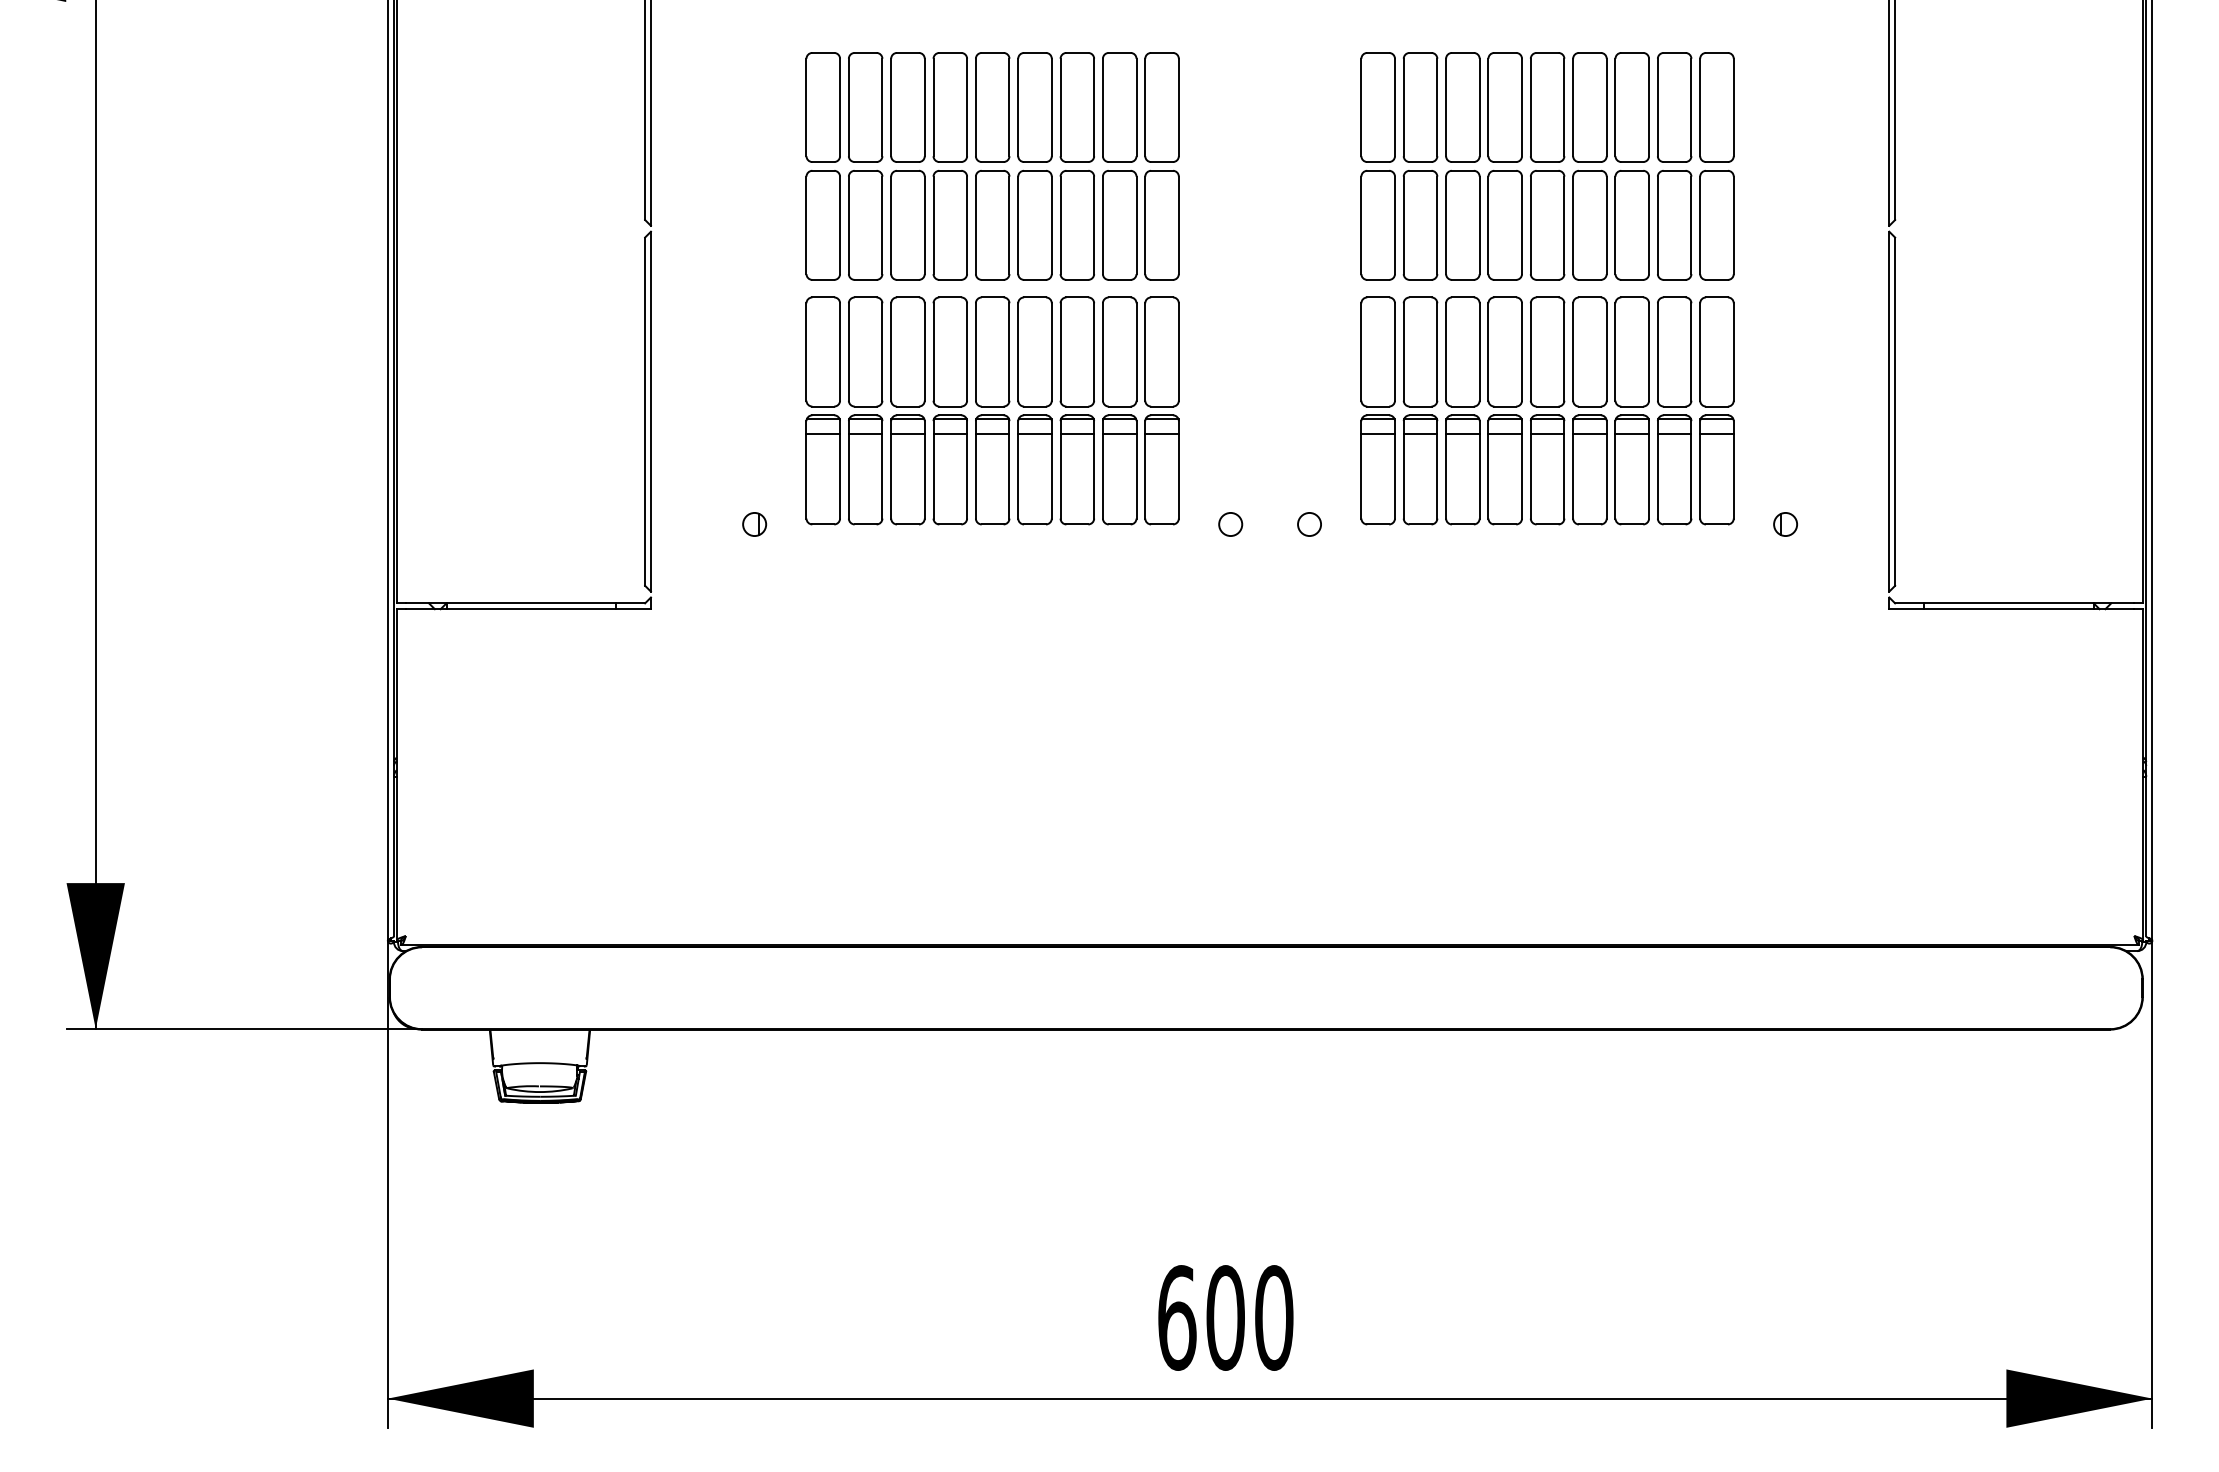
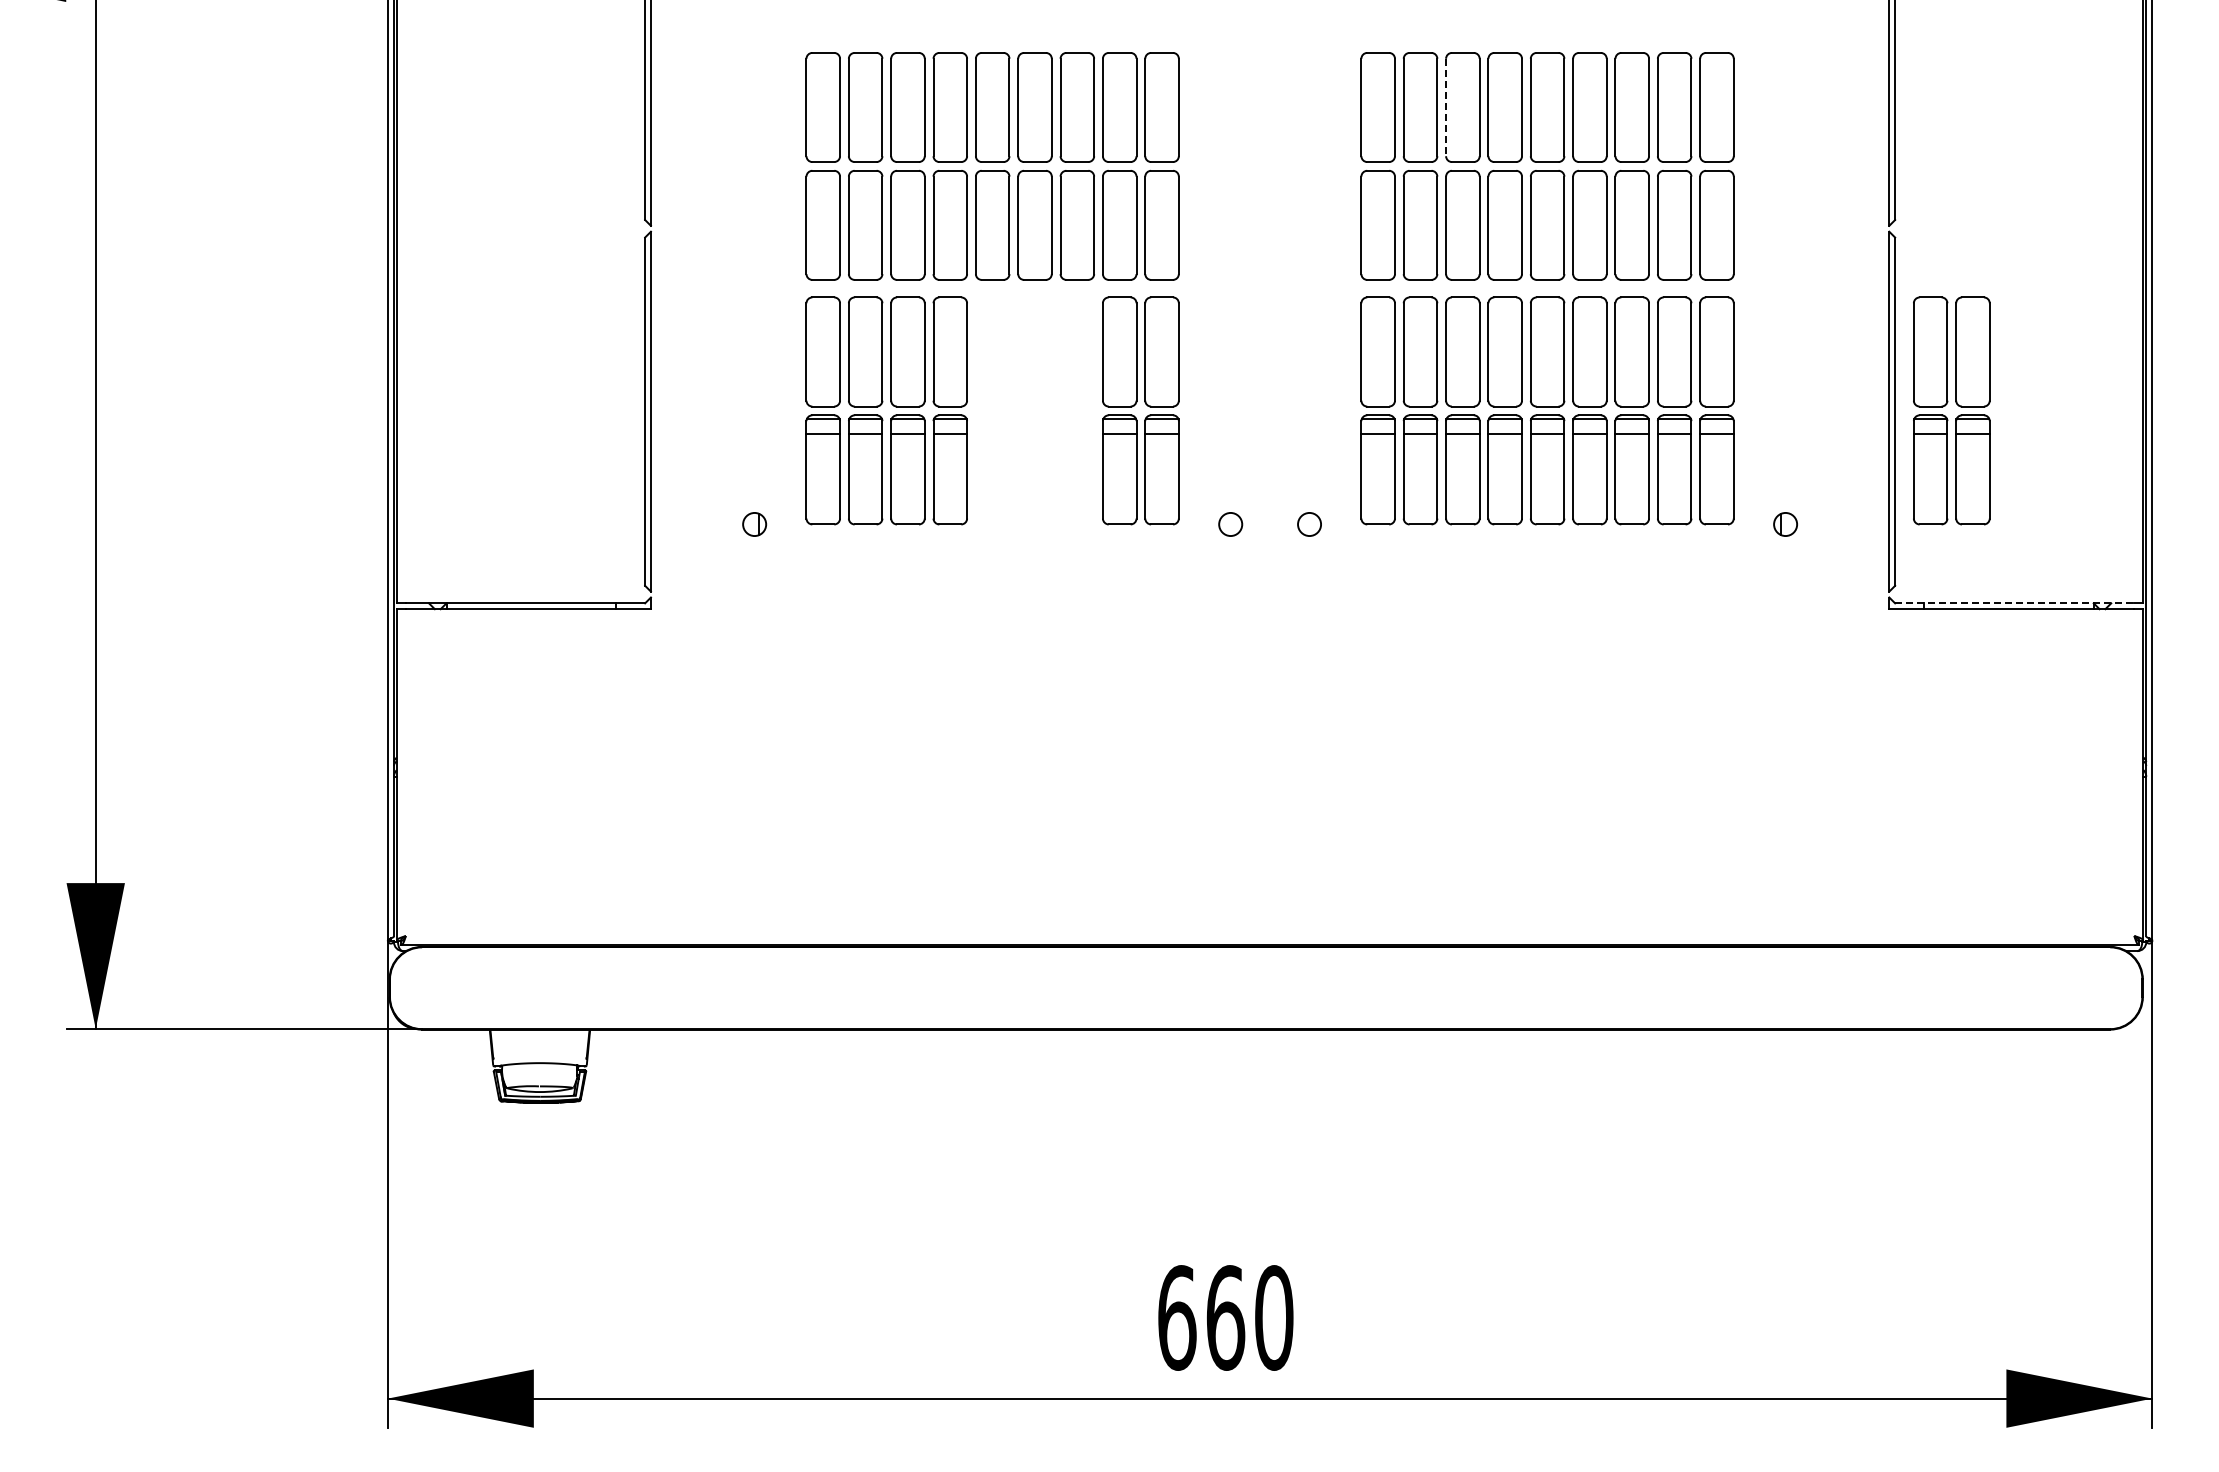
line: solid -> dashed (1446, 107)
part: none -> present (1946, 405)
part: present -> none (1034, 410)
line: solid -> dashed (2014, 603)
text: 600 -> 660 (1225, 1317)
